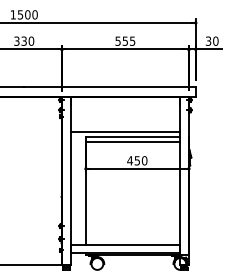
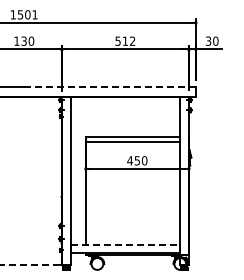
text: 1500 -> 1501 (34, 14)
text: 330 -> 130 (16, 40)
text: 555 -> 512 (128, 40)
line: solid -> dashed (109, 86)
line: present -> none (125, 131)
line: solid -> dashed (125, 245)
line: solid -> dashed (30, 265)
